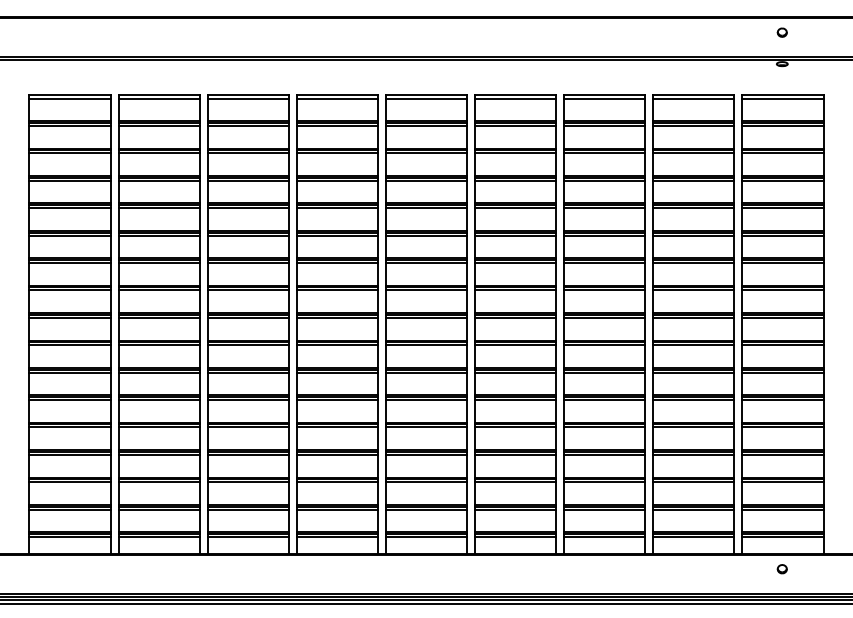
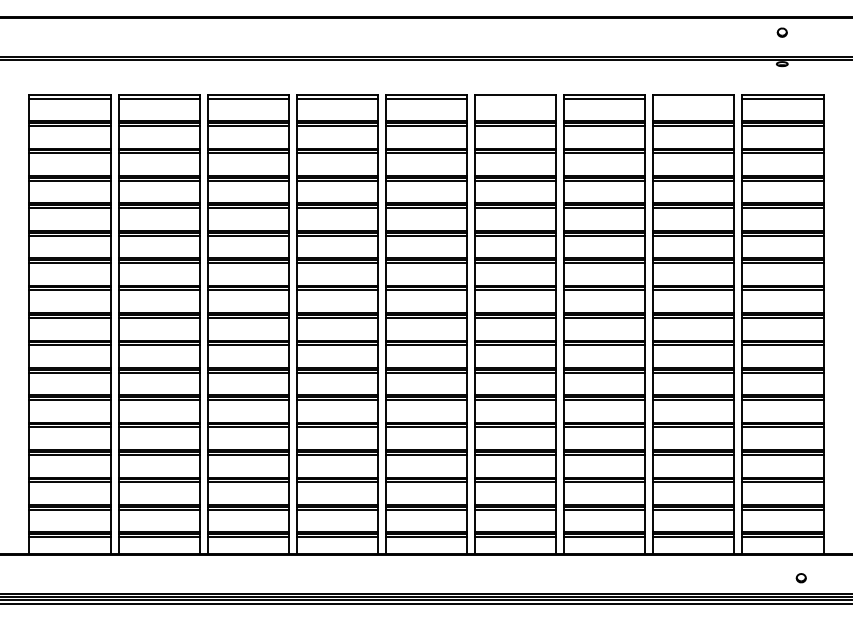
line: present -> none (515, 98)
line: present -> none (693, 98)
part position: (781, 569) -> (800, 578) (800, 578)
